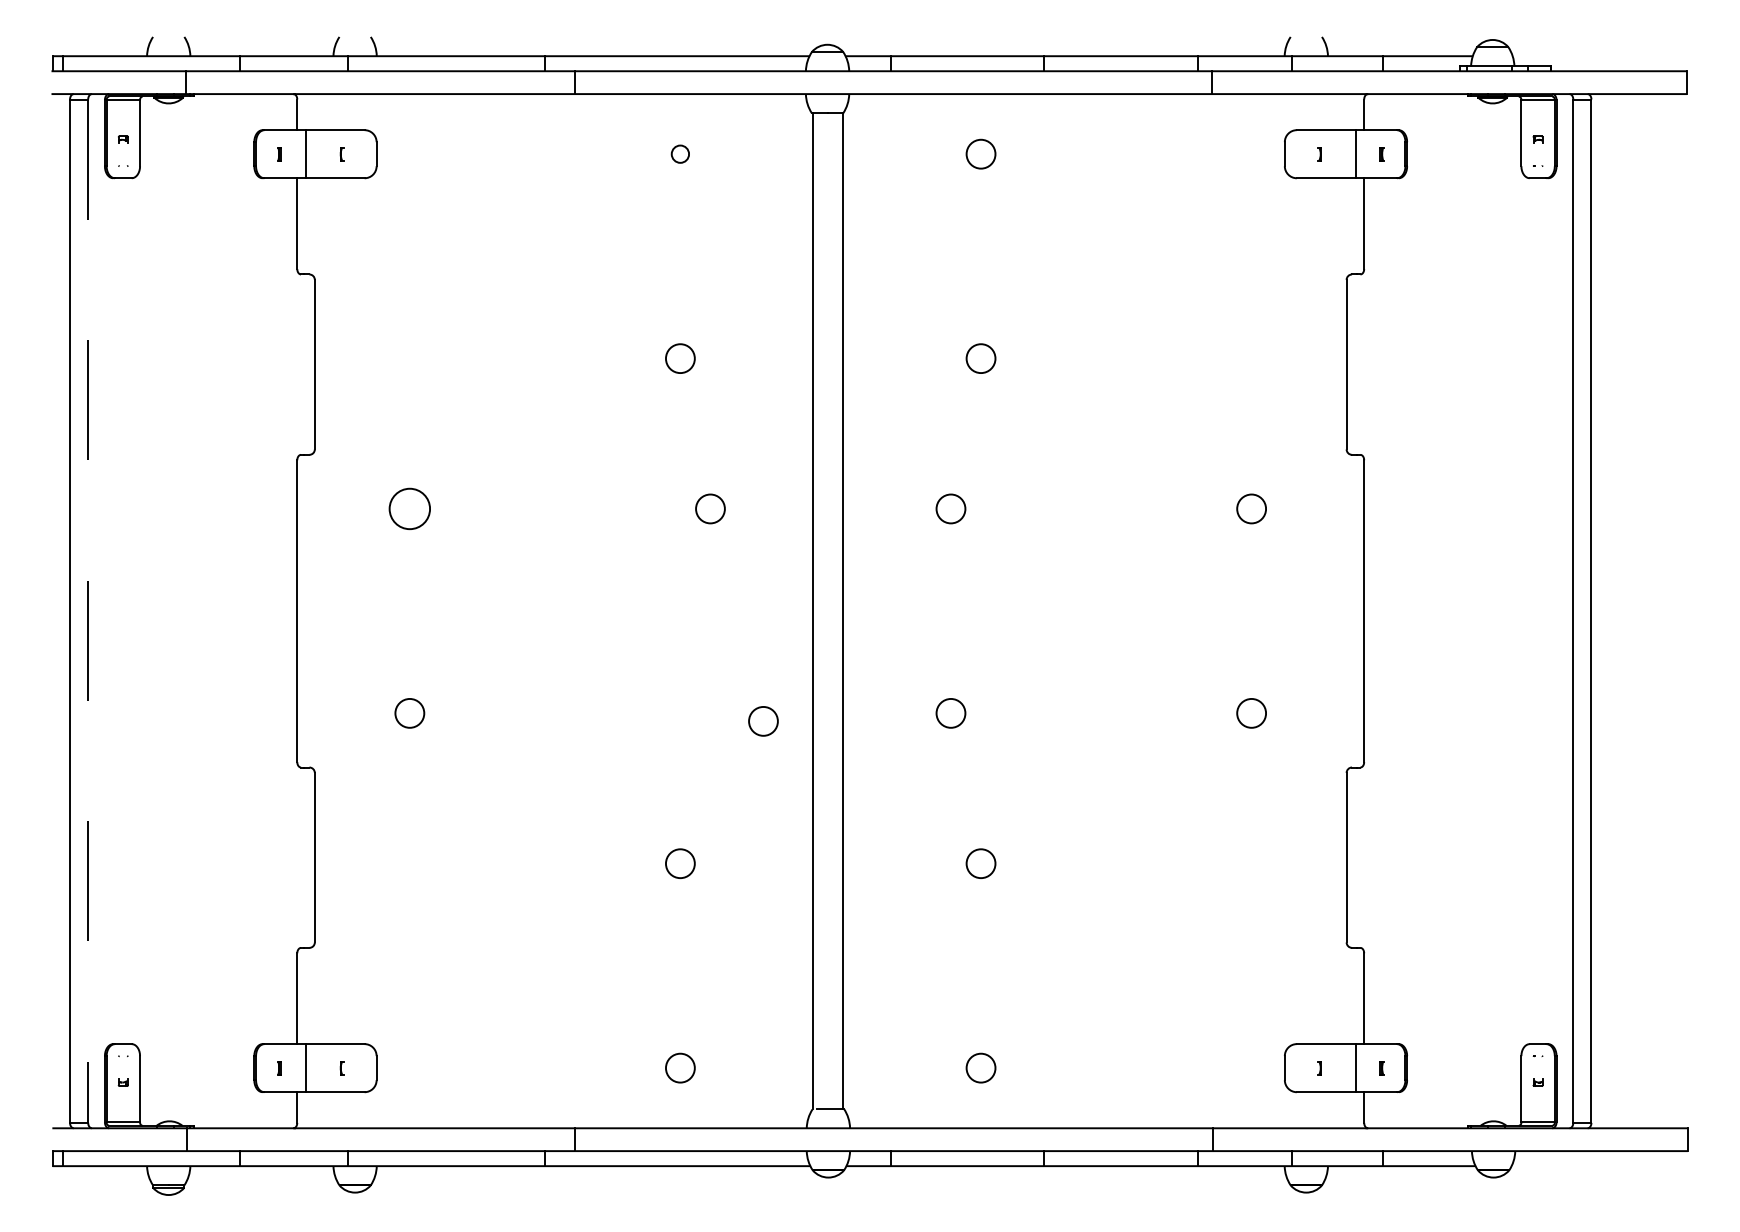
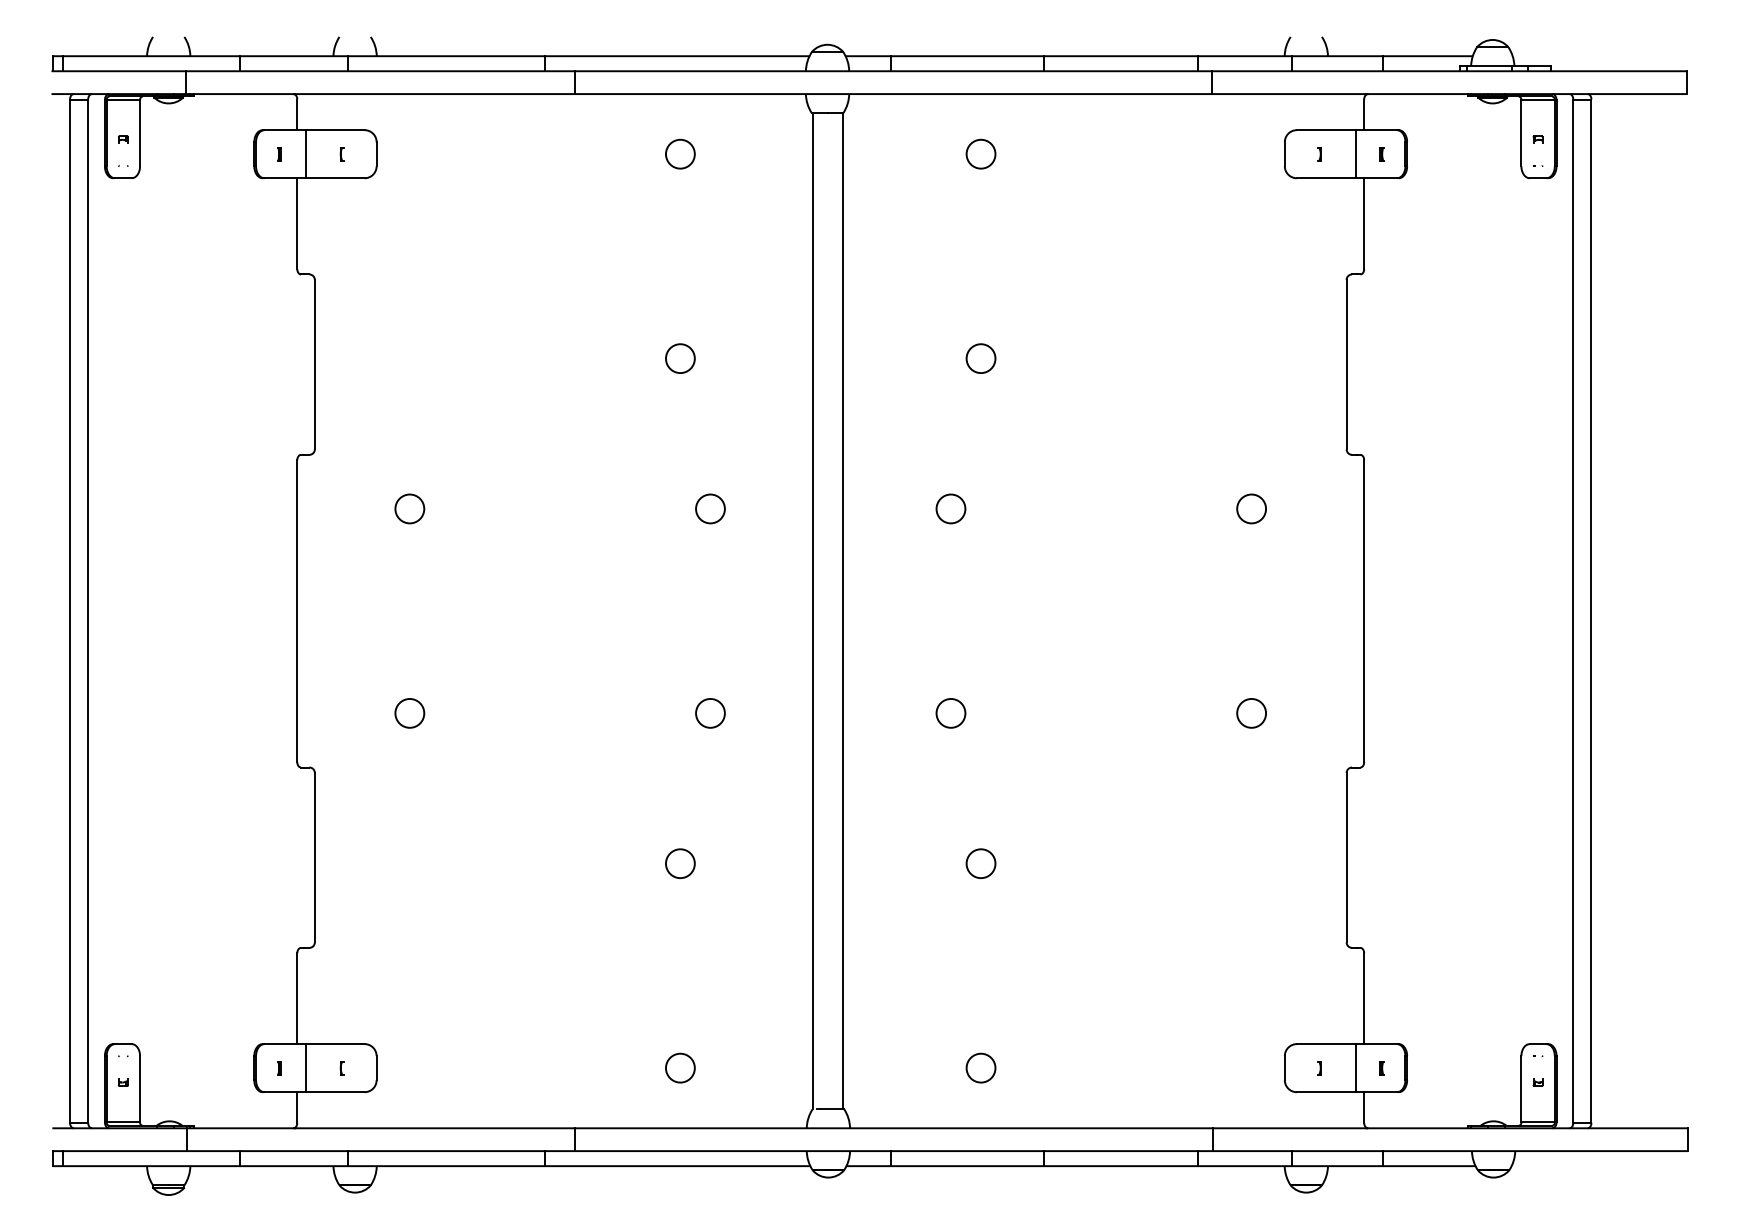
circle diameter: 17 px -> 29 px (679, 153)
circle diameter: 40 px -> 29 px (409, 508)
line: dashed -> solid (88, 611)
circle position: (763, 721) -> (710, 713) (710, 713)
